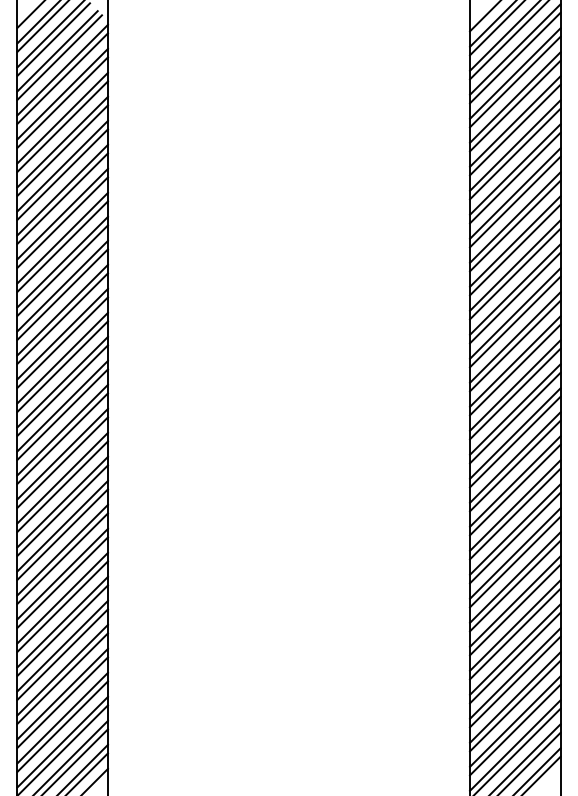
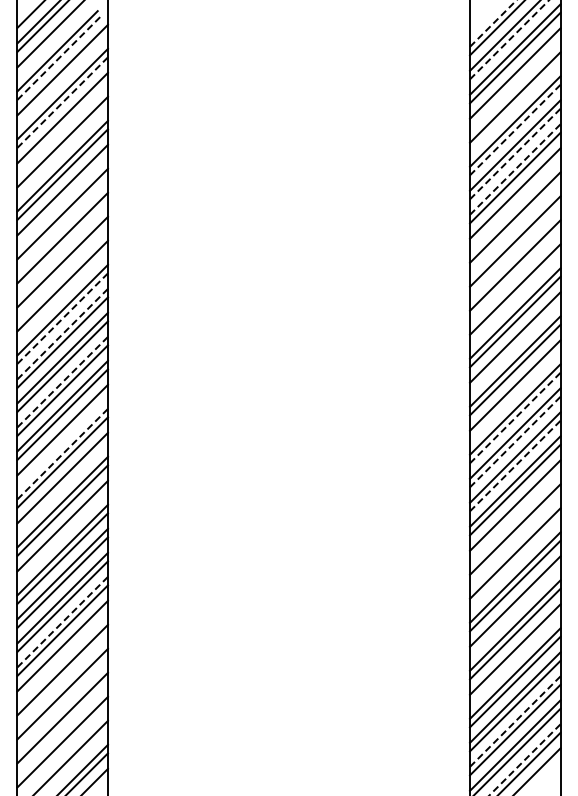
line: present -> none (484, 16)
line: solid -> dashed (493, 23)
line: present -> none (53, 39)
line: solid -> dashed (509, 39)
line: solid -> dashed (59, 57)
line: present -> none (62, 78)
line: present -> none (515, 81)
line: solid -> dashed (62, 102)
line: present -> none (515, 105)
line: present -> none (62, 126)
line: solid -> dashed (515, 130)
line: present -> none (62, 150)
line: solid -> dashed (515, 154)
line: solid -> dashed (515, 169)
line: present -> none (62, 198)
line: present -> none (515, 201)
line: present -> none (62, 222)
line: present -> none (515, 225)
line: present -> none (62, 246)
line: present -> none (515, 249)
line: present -> none (62, 270)
line: present -> none (515, 273)
line: present -> none (62, 294)
line: present -> none (515, 297)
line: solid -> dashed (62, 318)
line: solid -> dashed (62, 334)
line: present -> none (515, 345)
line: solid -> dashed (62, 382)
line: present -> none (515, 393)
line: solid -> dashed (515, 418)
line: present -> none (62, 438)
line: solid -> dashed (515, 442)
line: solid -> dashed (62, 454)
line: solid -> dashed (515, 466)
line: present -> none (62, 486)
line: present -> none (515, 513)
line: present -> none (62, 534)
line: present -> none (515, 537)
line: present -> none (515, 561)
line: present -> none (515, 609)
line: solid -> dashed (62, 622)
line: present -> none (62, 654)
line: present -> none (515, 657)
line: present -> none (62, 678)
line: present -> none (62, 702)
line: solid -> dashed (515, 721)
line: present -> none (62, 726)
line: present -> none (64, 748)
line: solid -> dashed (525, 759)
line: present -> none (75, 760)
line: present -> none (542, 774)
